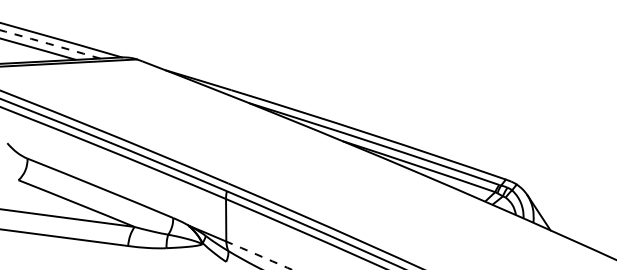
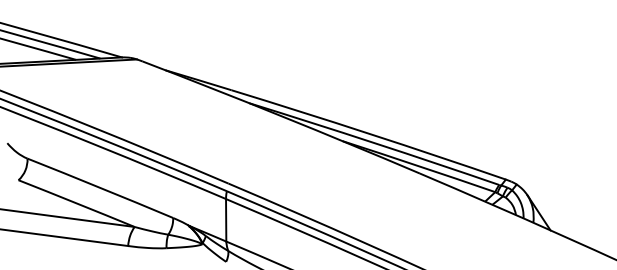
arc: dashed -> solid (50, 44)
arc: dashed -> solid (259, 255)
